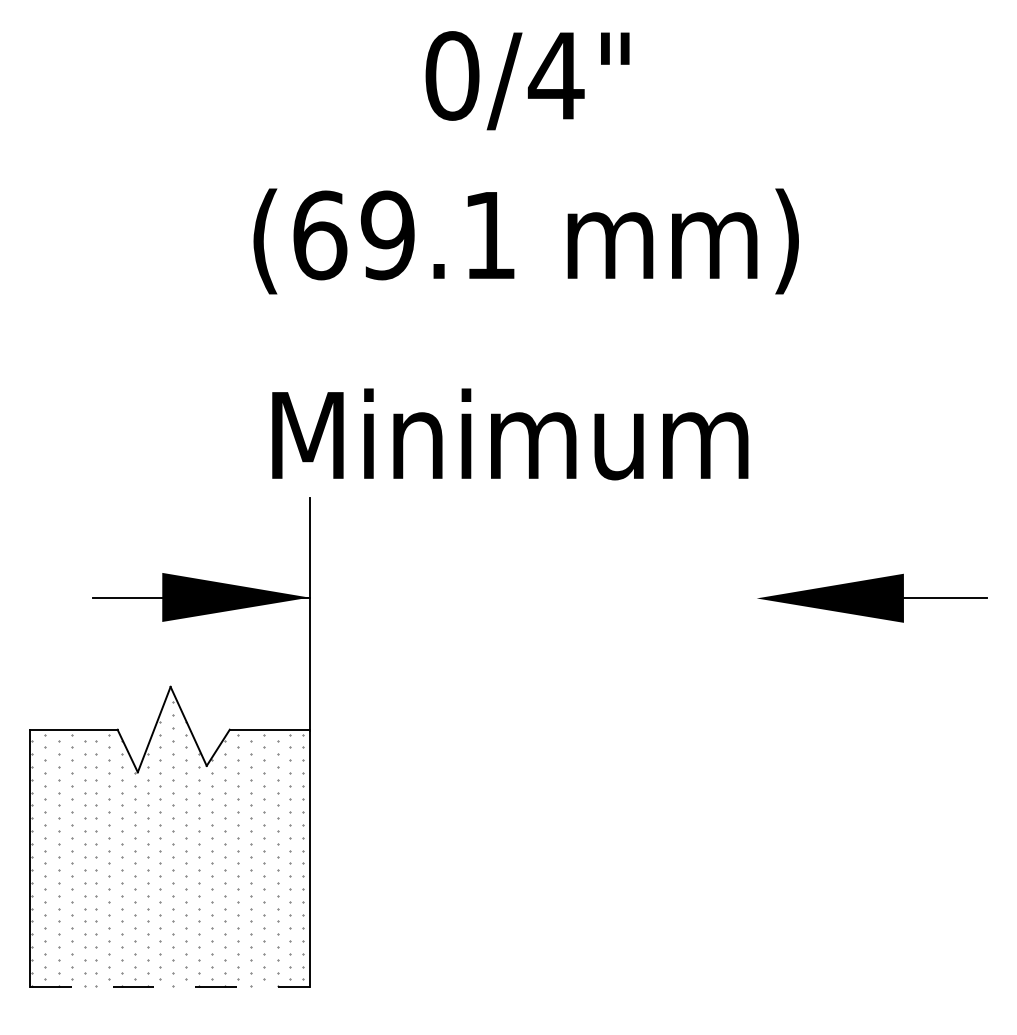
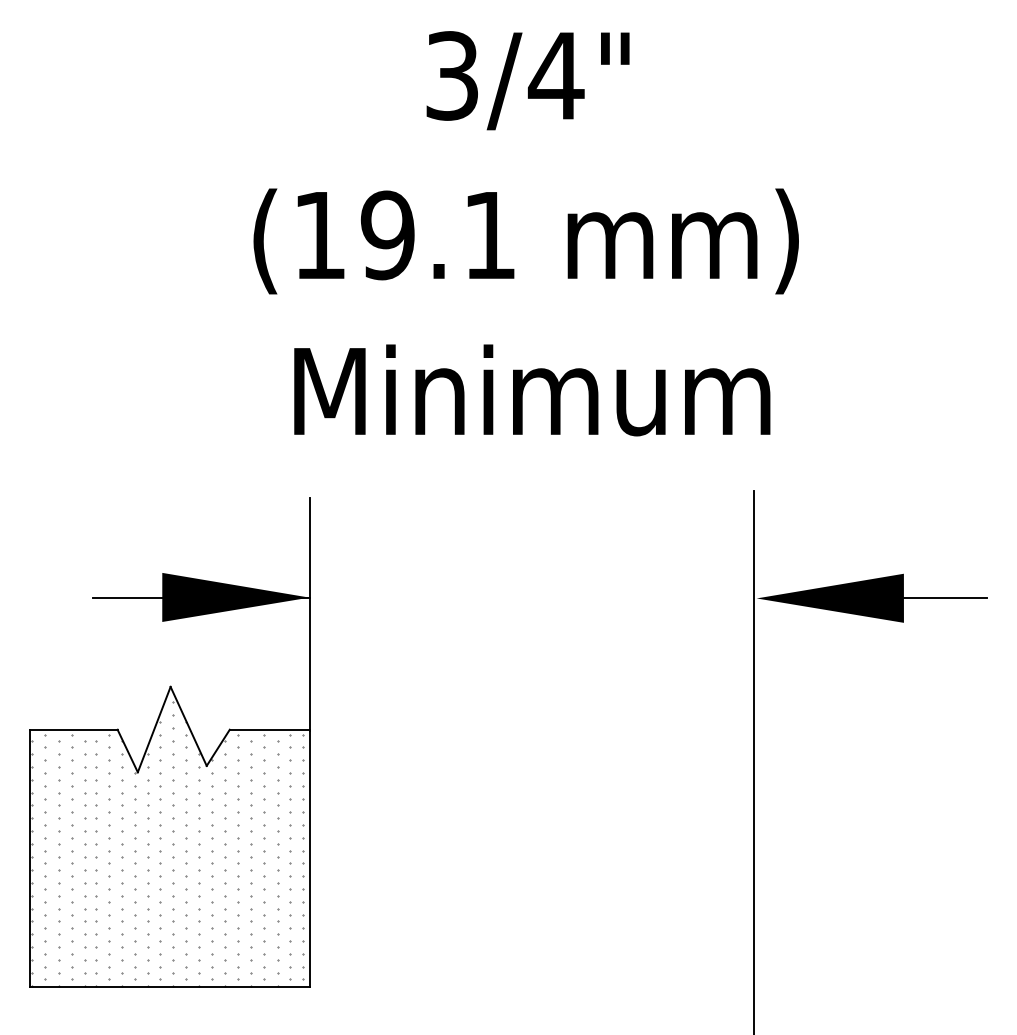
text: 0/4" -> 3/4" (452, 75)
text: (69.1 -> (19.1 (320, 235)
text position: (510, 434) -> (532, 390) (532, 390)
line: none -> present (754, 761)
line: dashed -> solid (169, 986)
